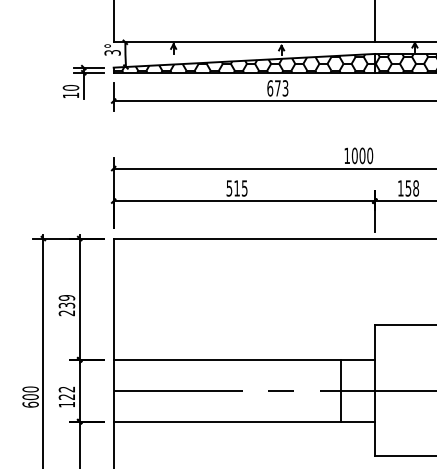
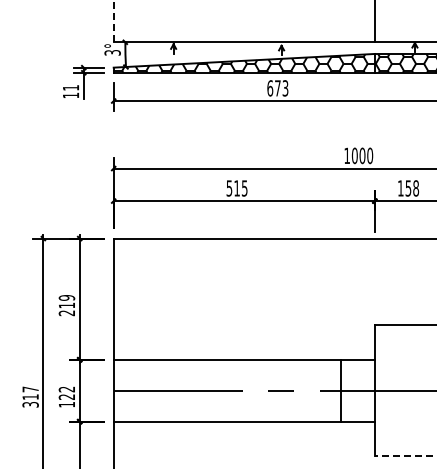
line: solid -> dashed (113, 21)
text: 10 -> 11 (70, 87)
text: 239 -> 219 (66, 305)
text: 600 -> 317 (30, 396)
line: solid -> dashed (405, 456)
